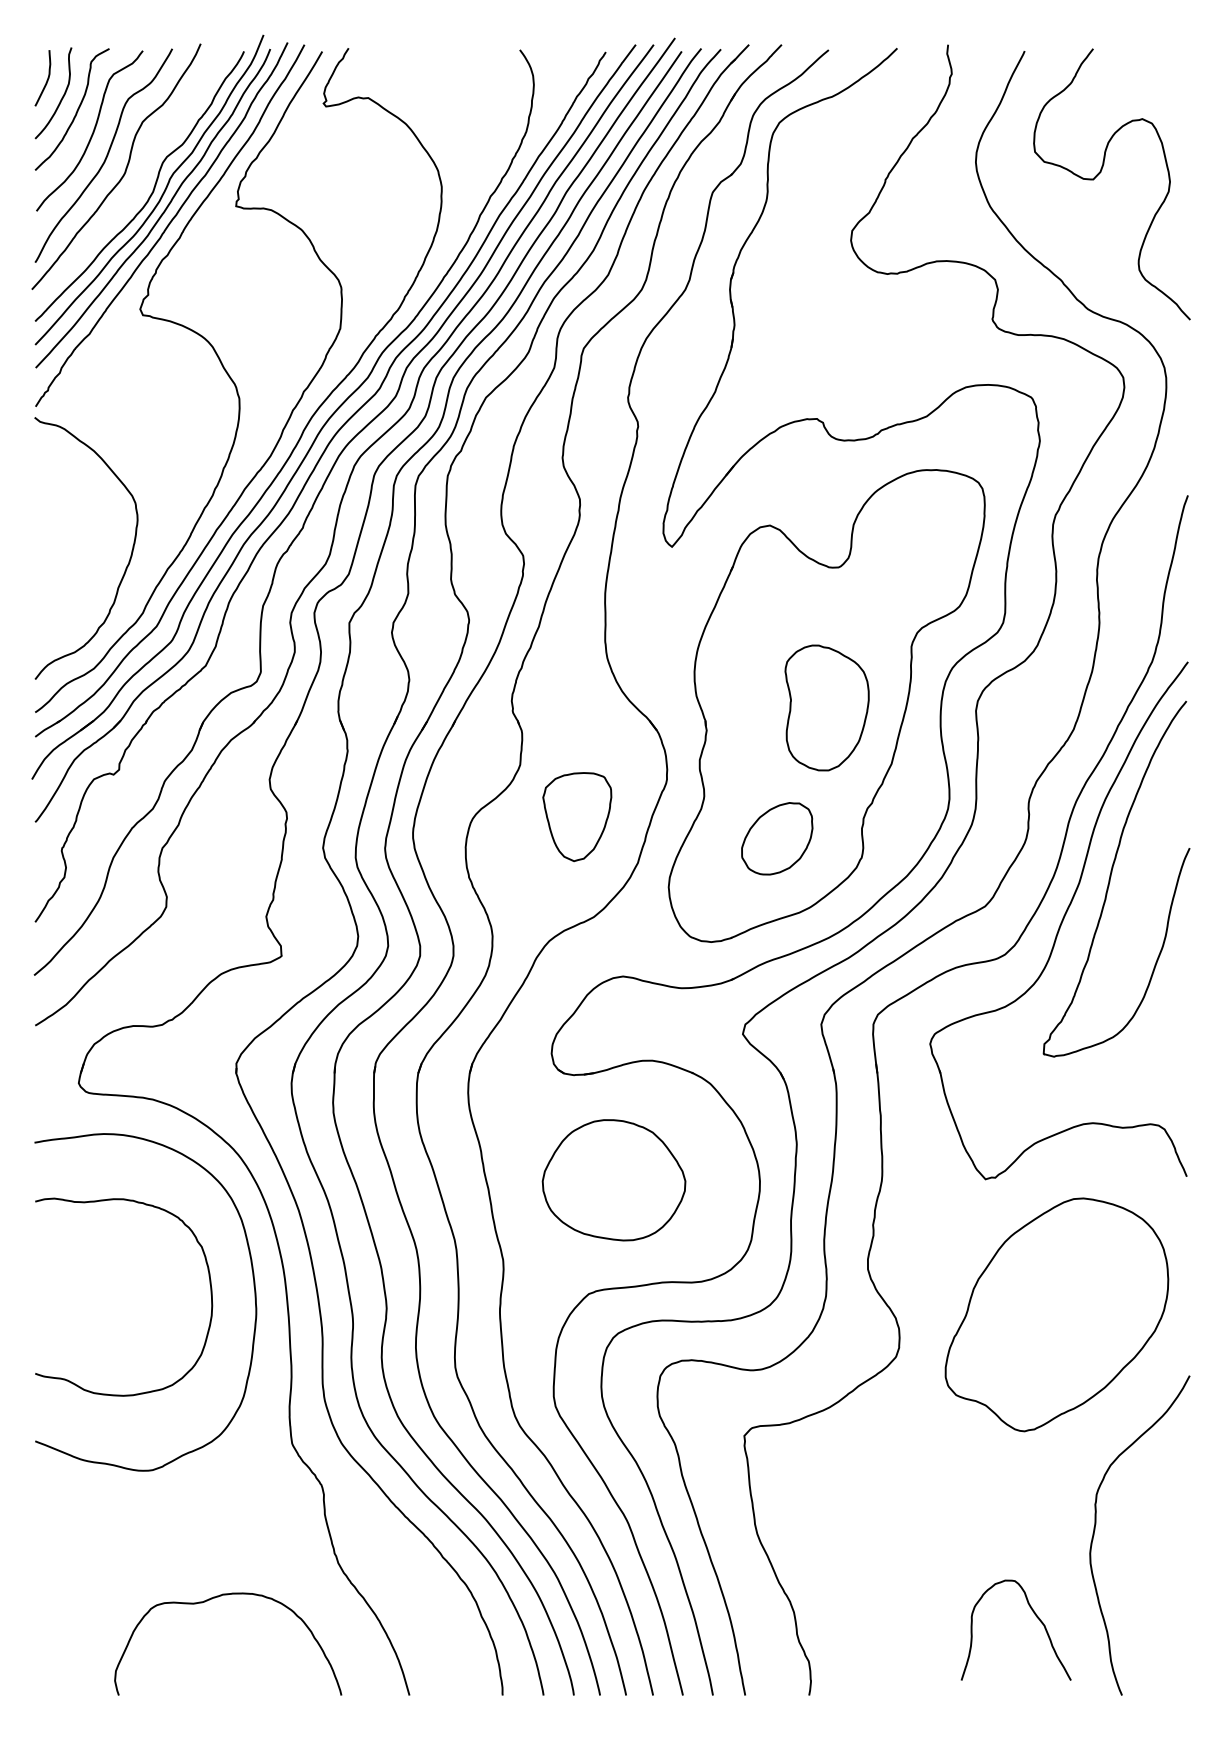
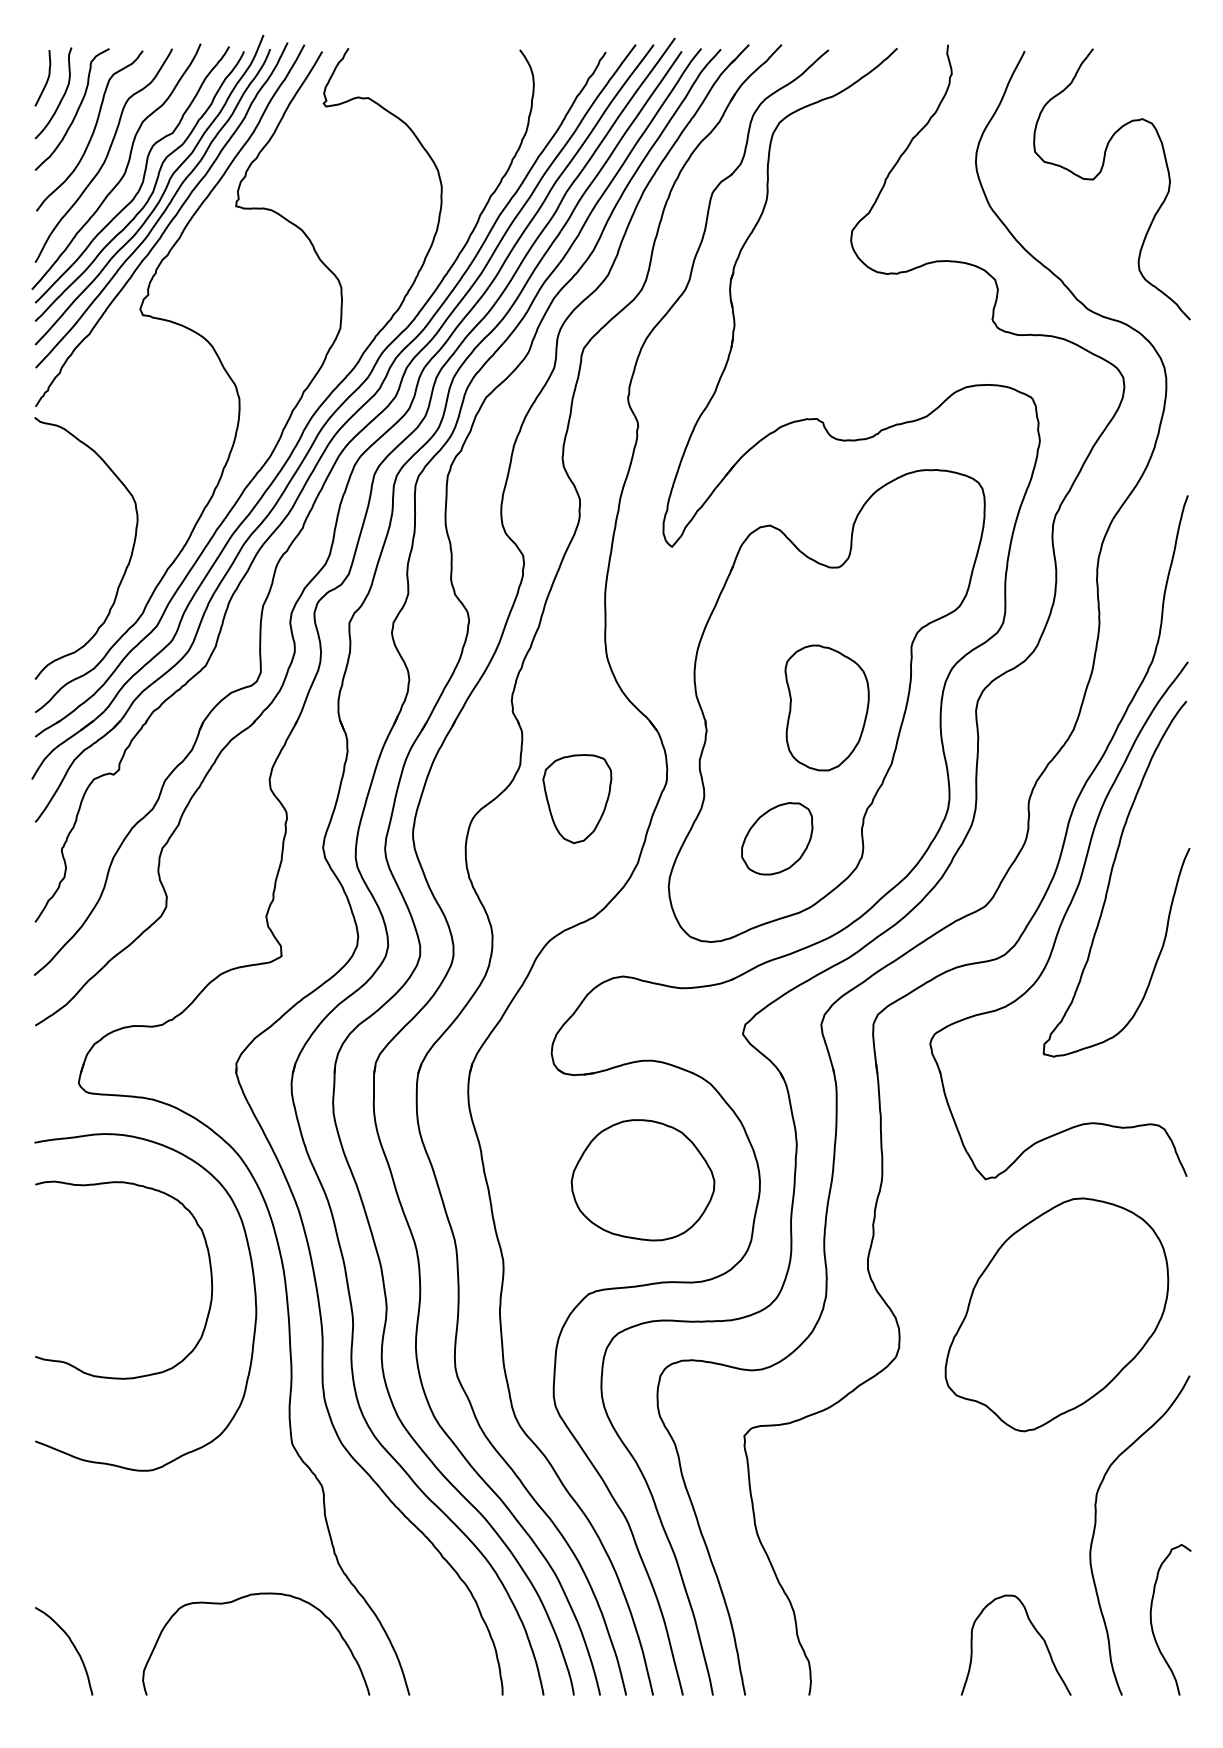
curve: none -> present (142, 178)
part position: (577, 817) -> (577, 799) (577, 799)
part position: (613, 1180) -> (642, 1180) (642, 1180)
curve position: (209, 1284) -> (209, 1267) (209, 1267)
curve position: (212, 1599) -> (240, 1599) (240, 1599)
curve position: (1033, 1613) -> (1033, 1628) (1033, 1628)
curve: none -> present (1152, 1623)
curve: none -> present (72, 1645)
